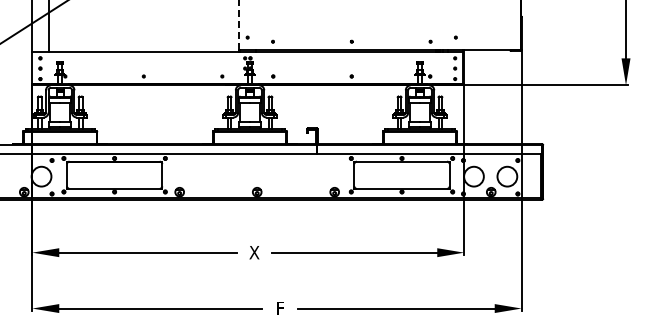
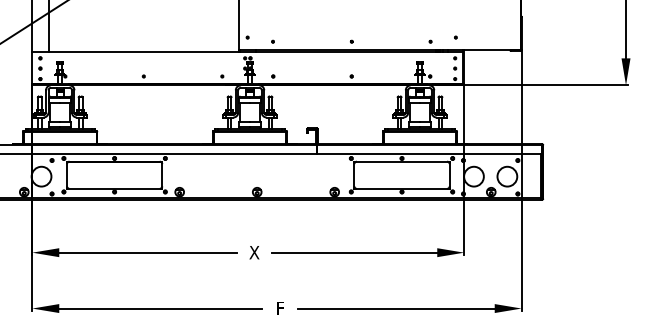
line: dashed -> solid (239, 25)
